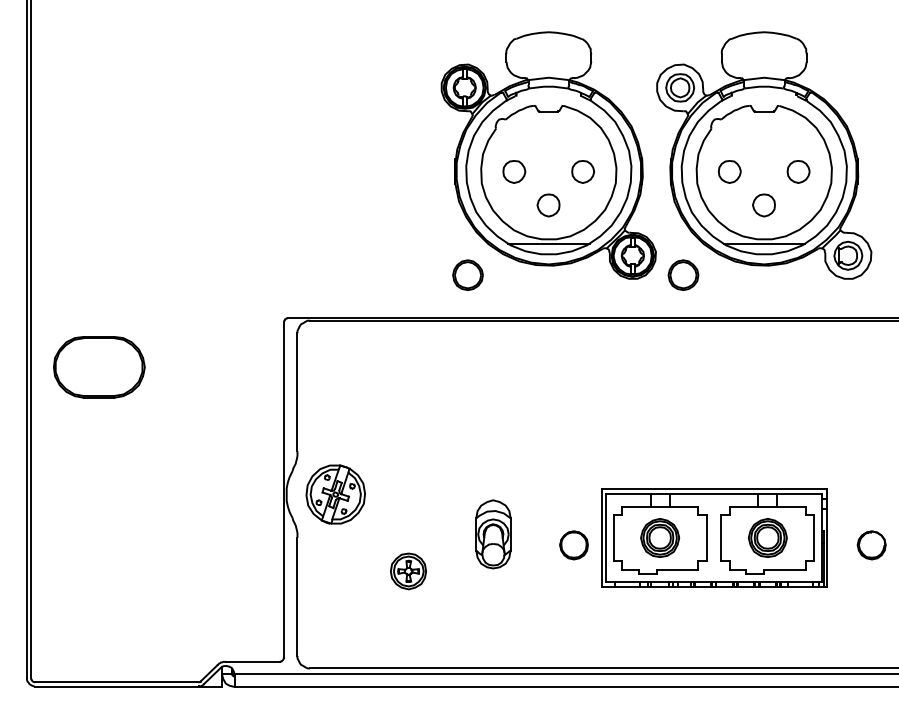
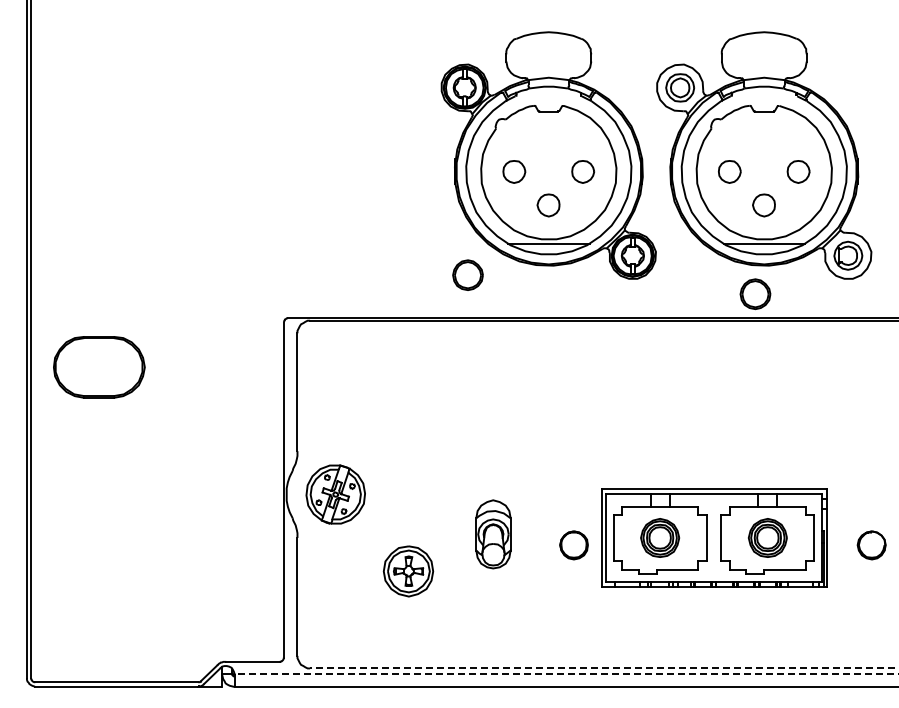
part position: (683, 275) -> (755, 294) (755, 294)
part size: 37x39 px -> 53x53 px (408, 571)
line: solid -> dashed (603, 668)
line: solid -> dashed (566, 674)
